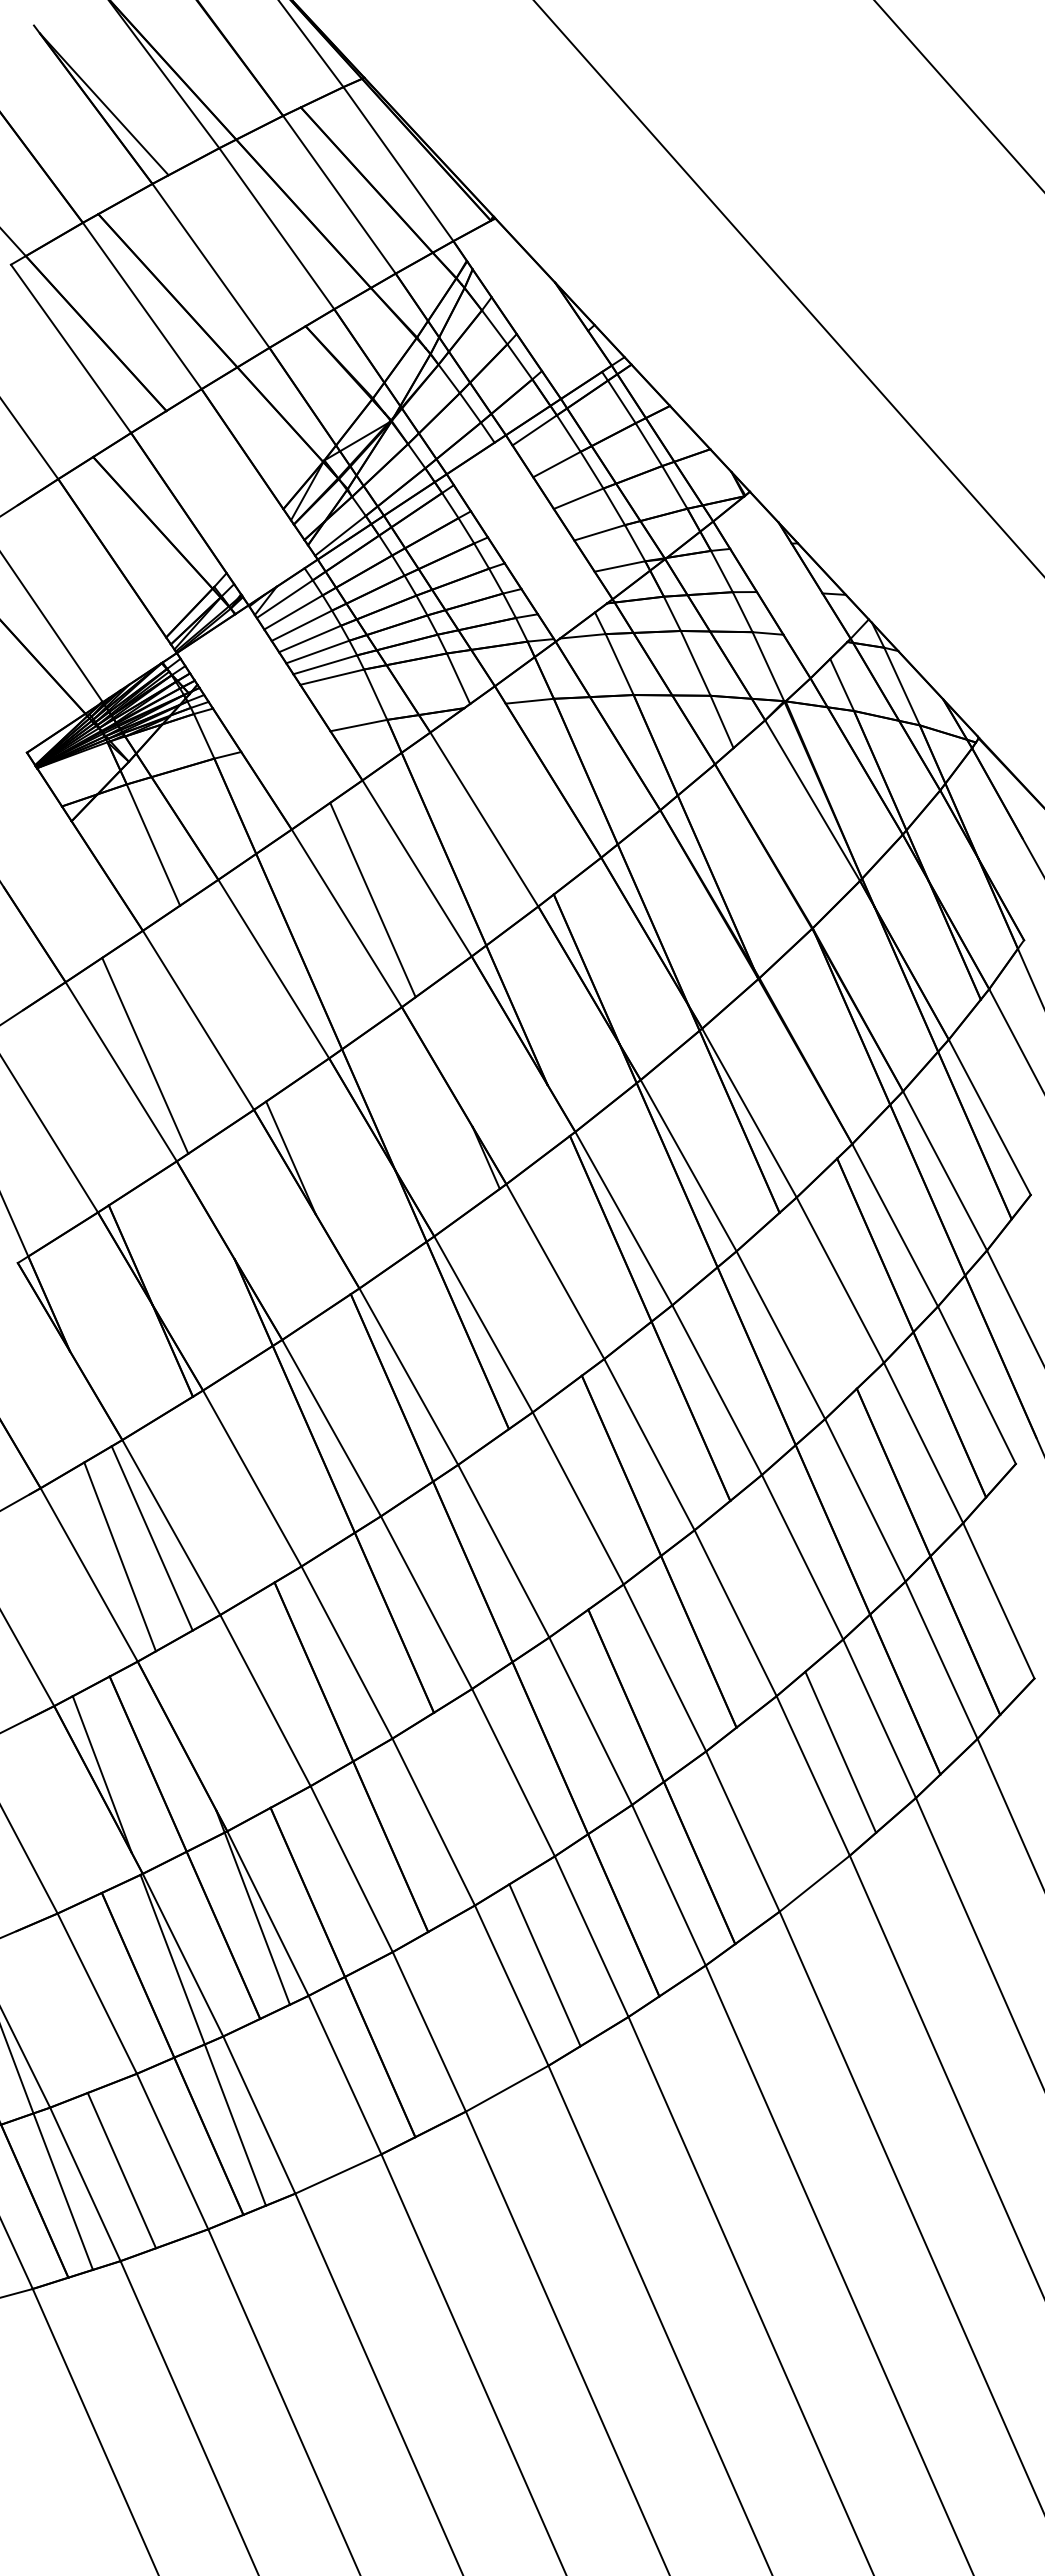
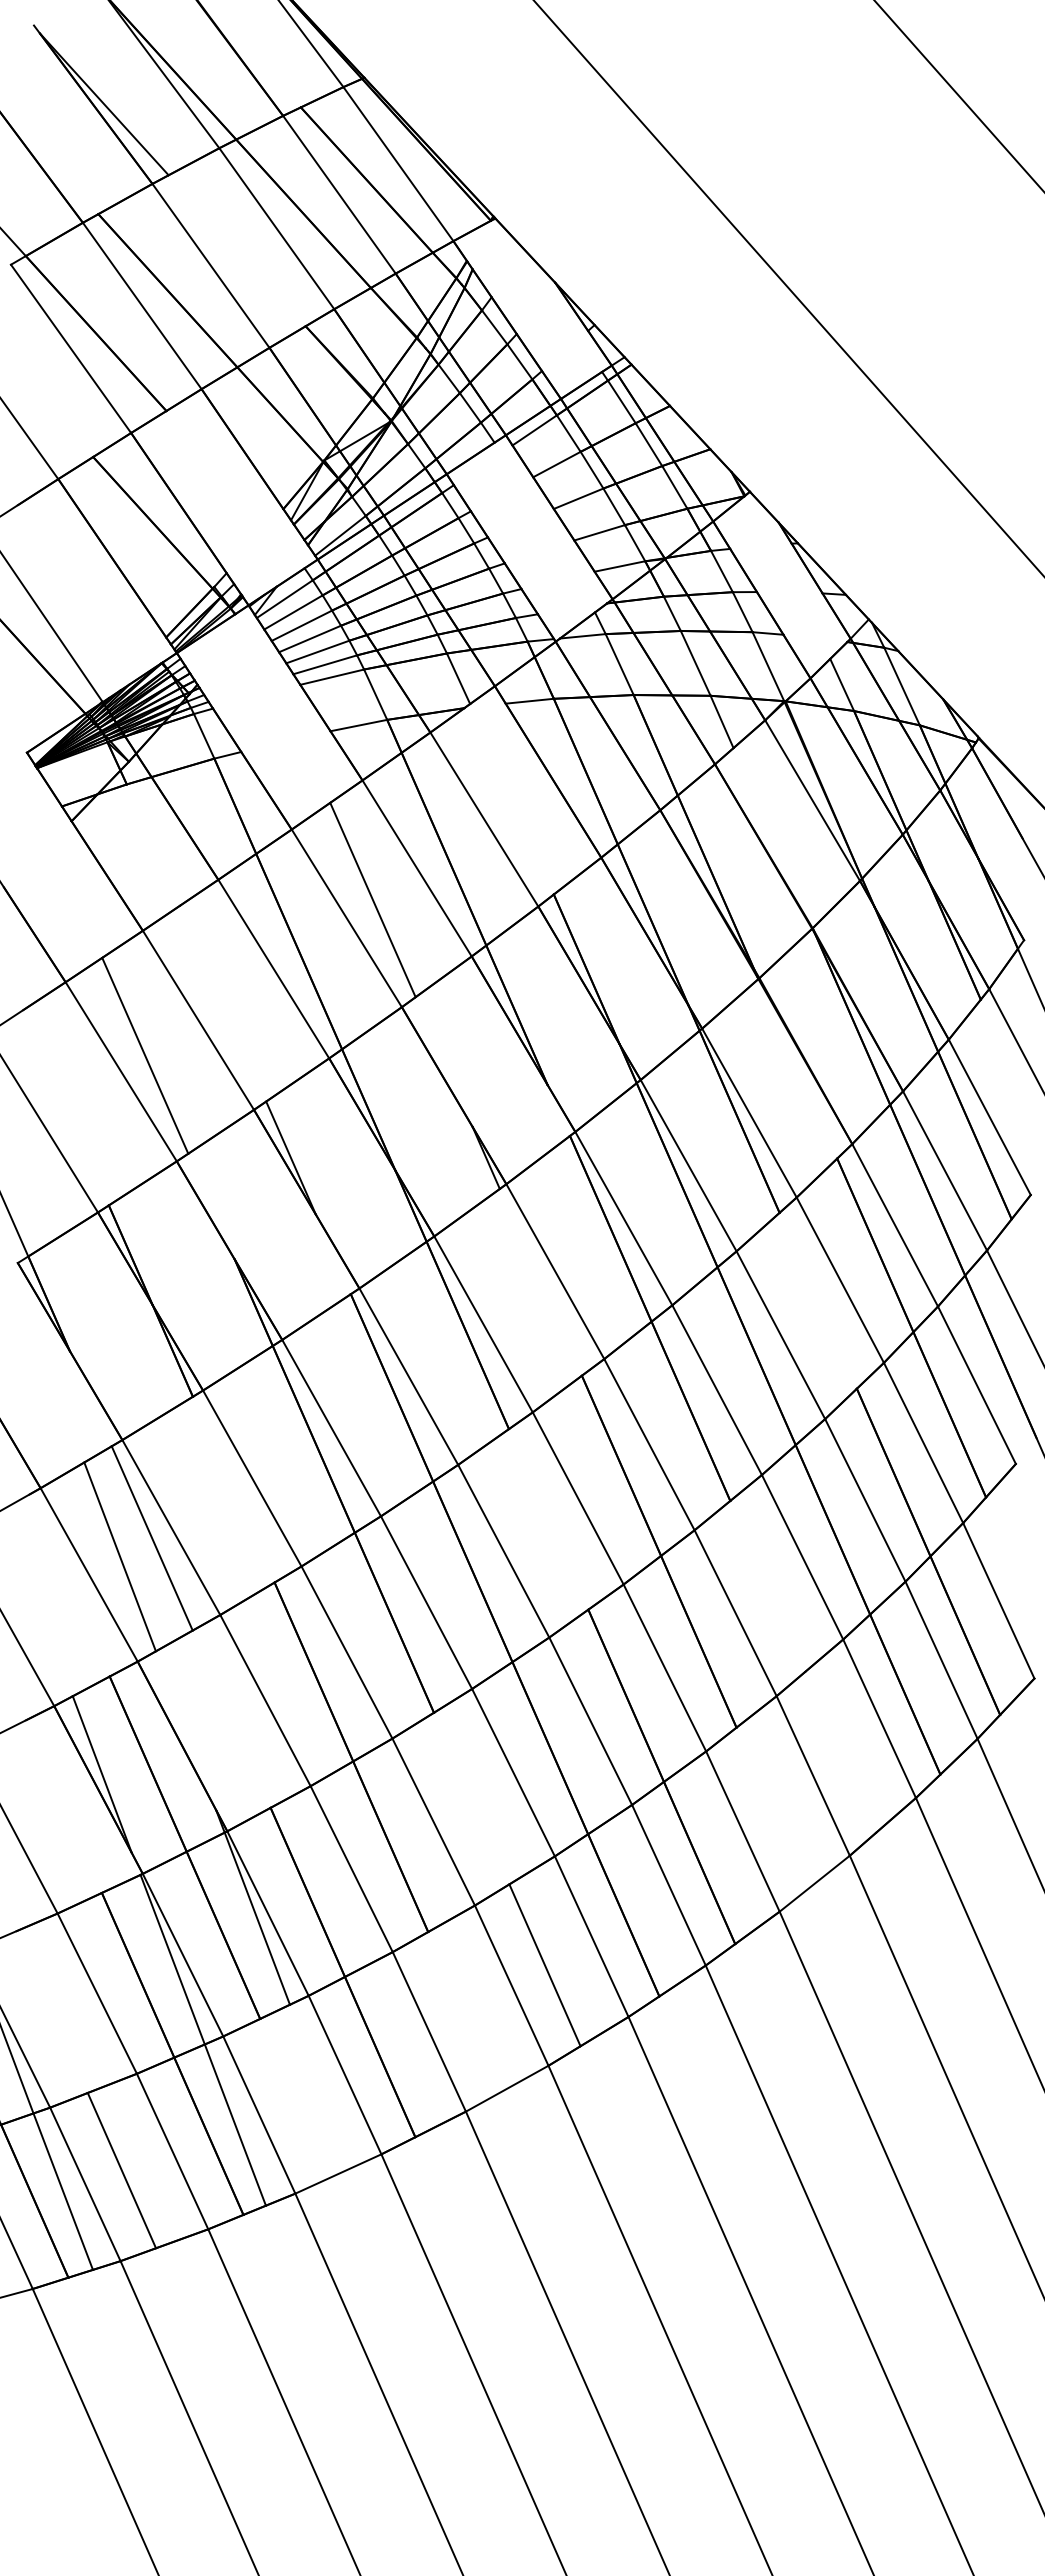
line: present -> none (153, 844)
line: present -> none (840, 1751)
